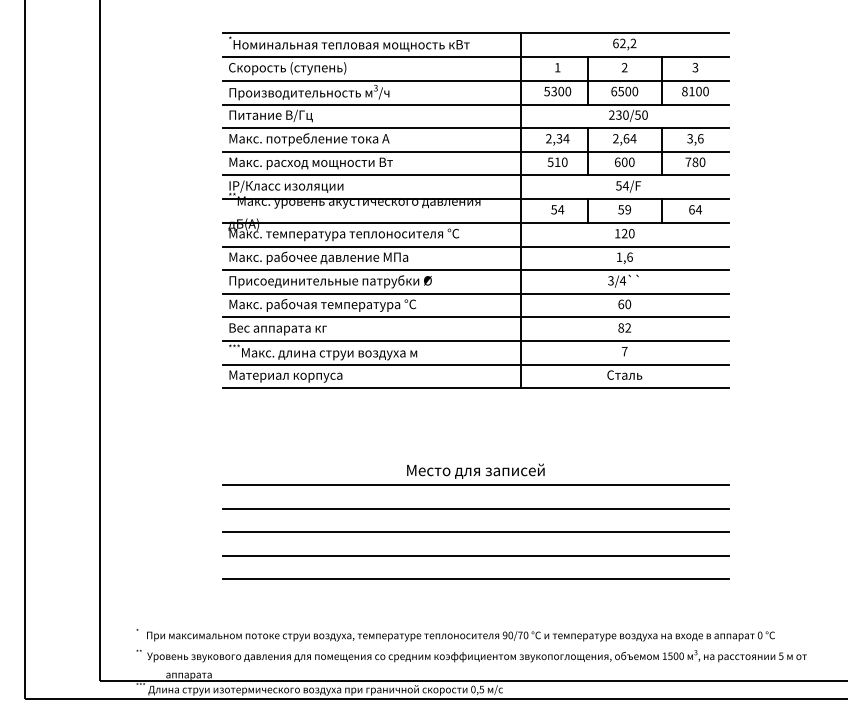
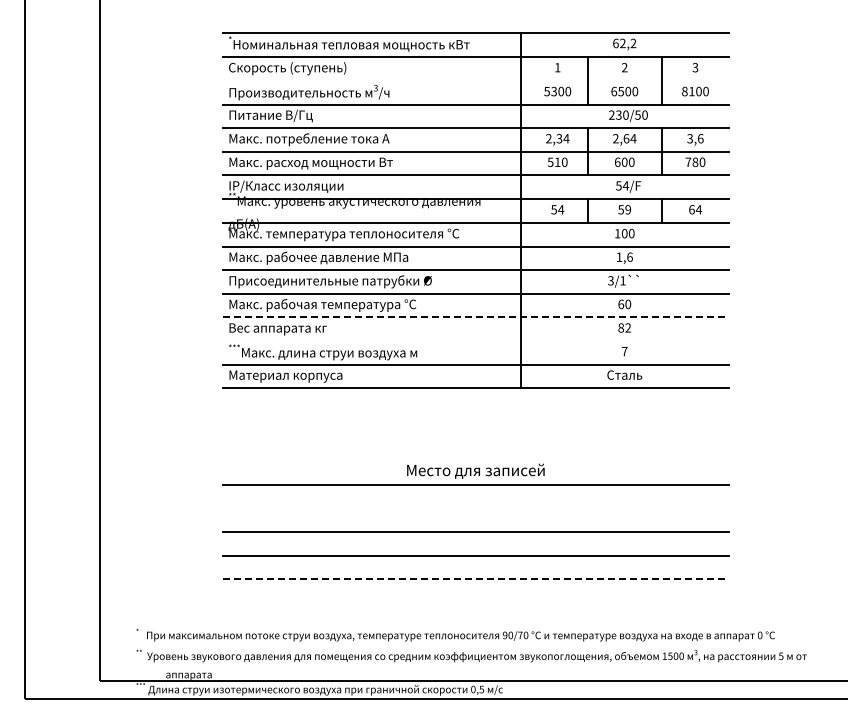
line: present -> none (475, 81)
text: 120 -> 100 (624, 233)
text: 3/4`` -> 3/1`` (622, 280)
line: solid -> dashed (476, 317)
line: present -> none (475, 341)
line: present -> none (475, 508)
line: solid -> dashed (476, 579)
